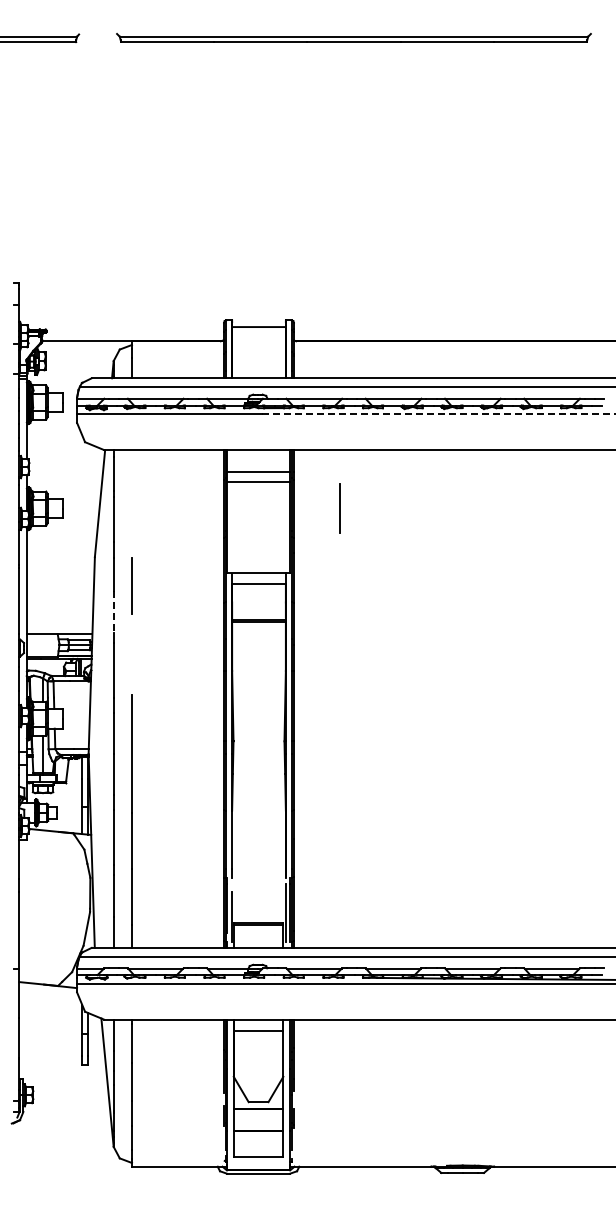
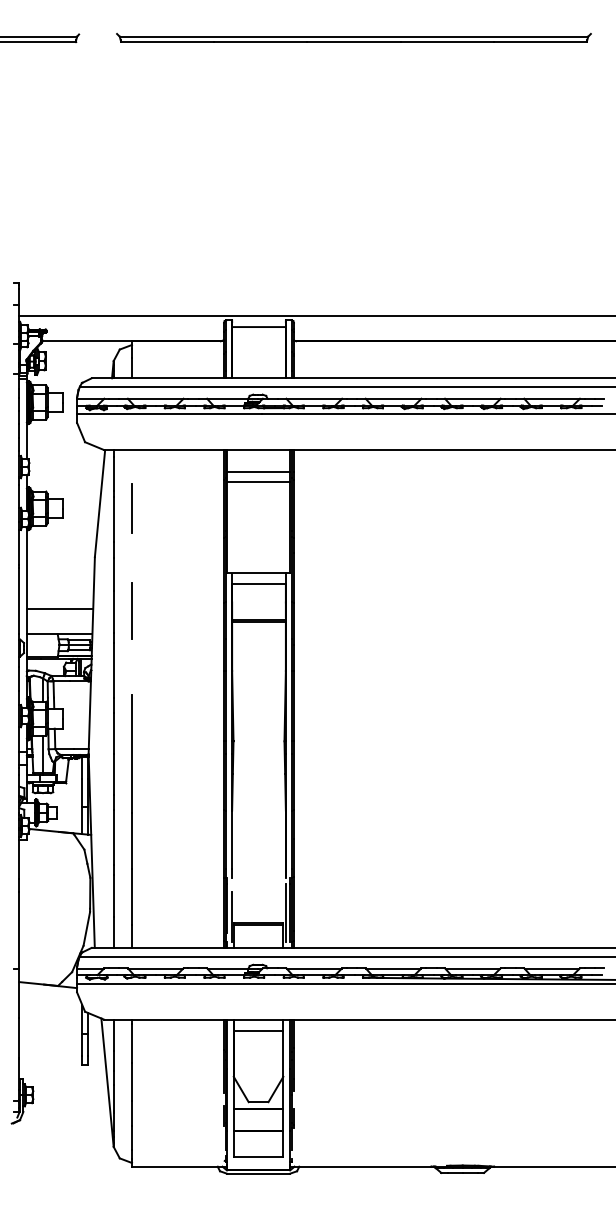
line: none -> present (315, 315)
line: dashed -> solid (438, 414)
line position: (339, 508) -> (131, 508) (131, 508)
line position: (131, 585) -> (131, 610) (131, 610)
line: none -> present (59, 608)
line: dashed -> solid (113, 612)
